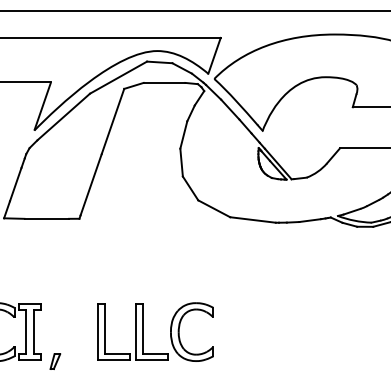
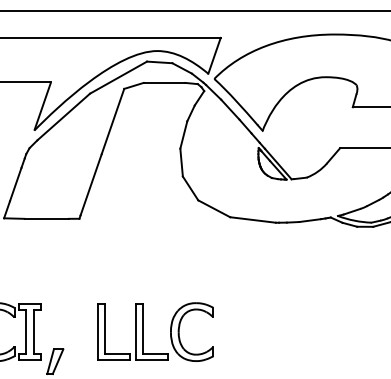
part size: 13x17 px -> 19x27 px (55, 361)
